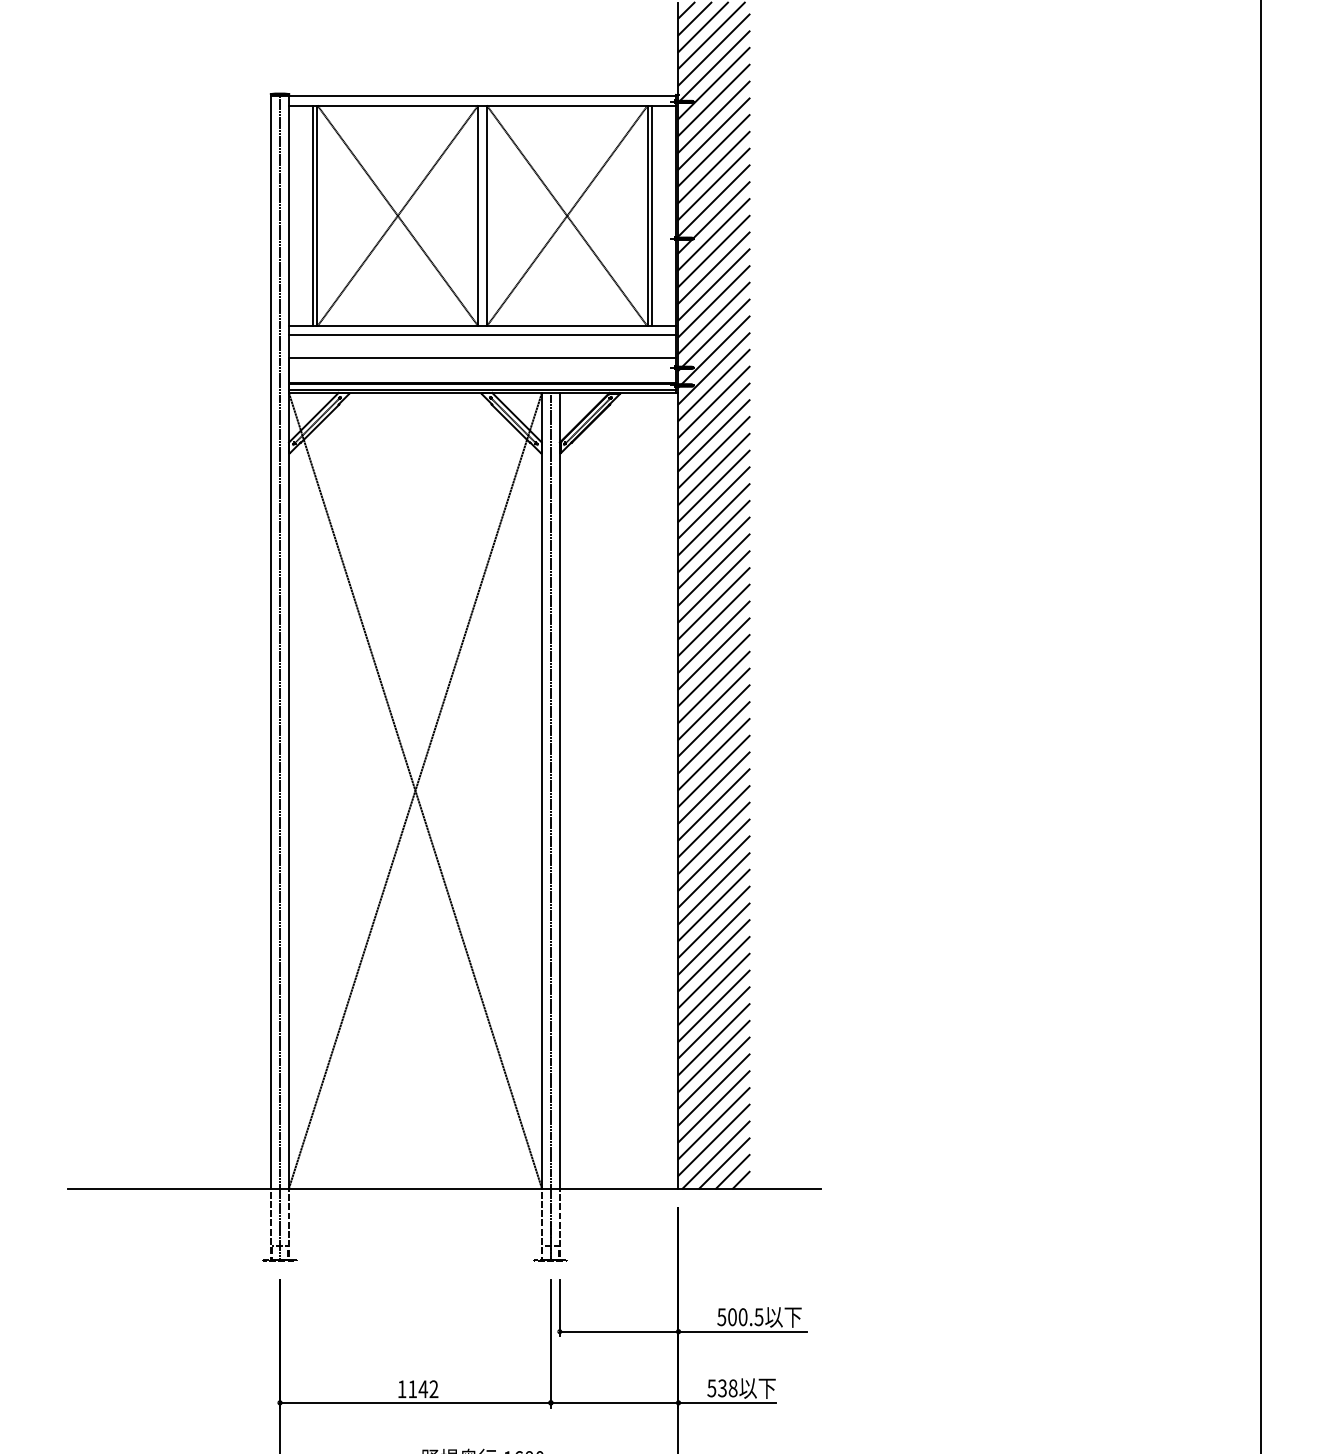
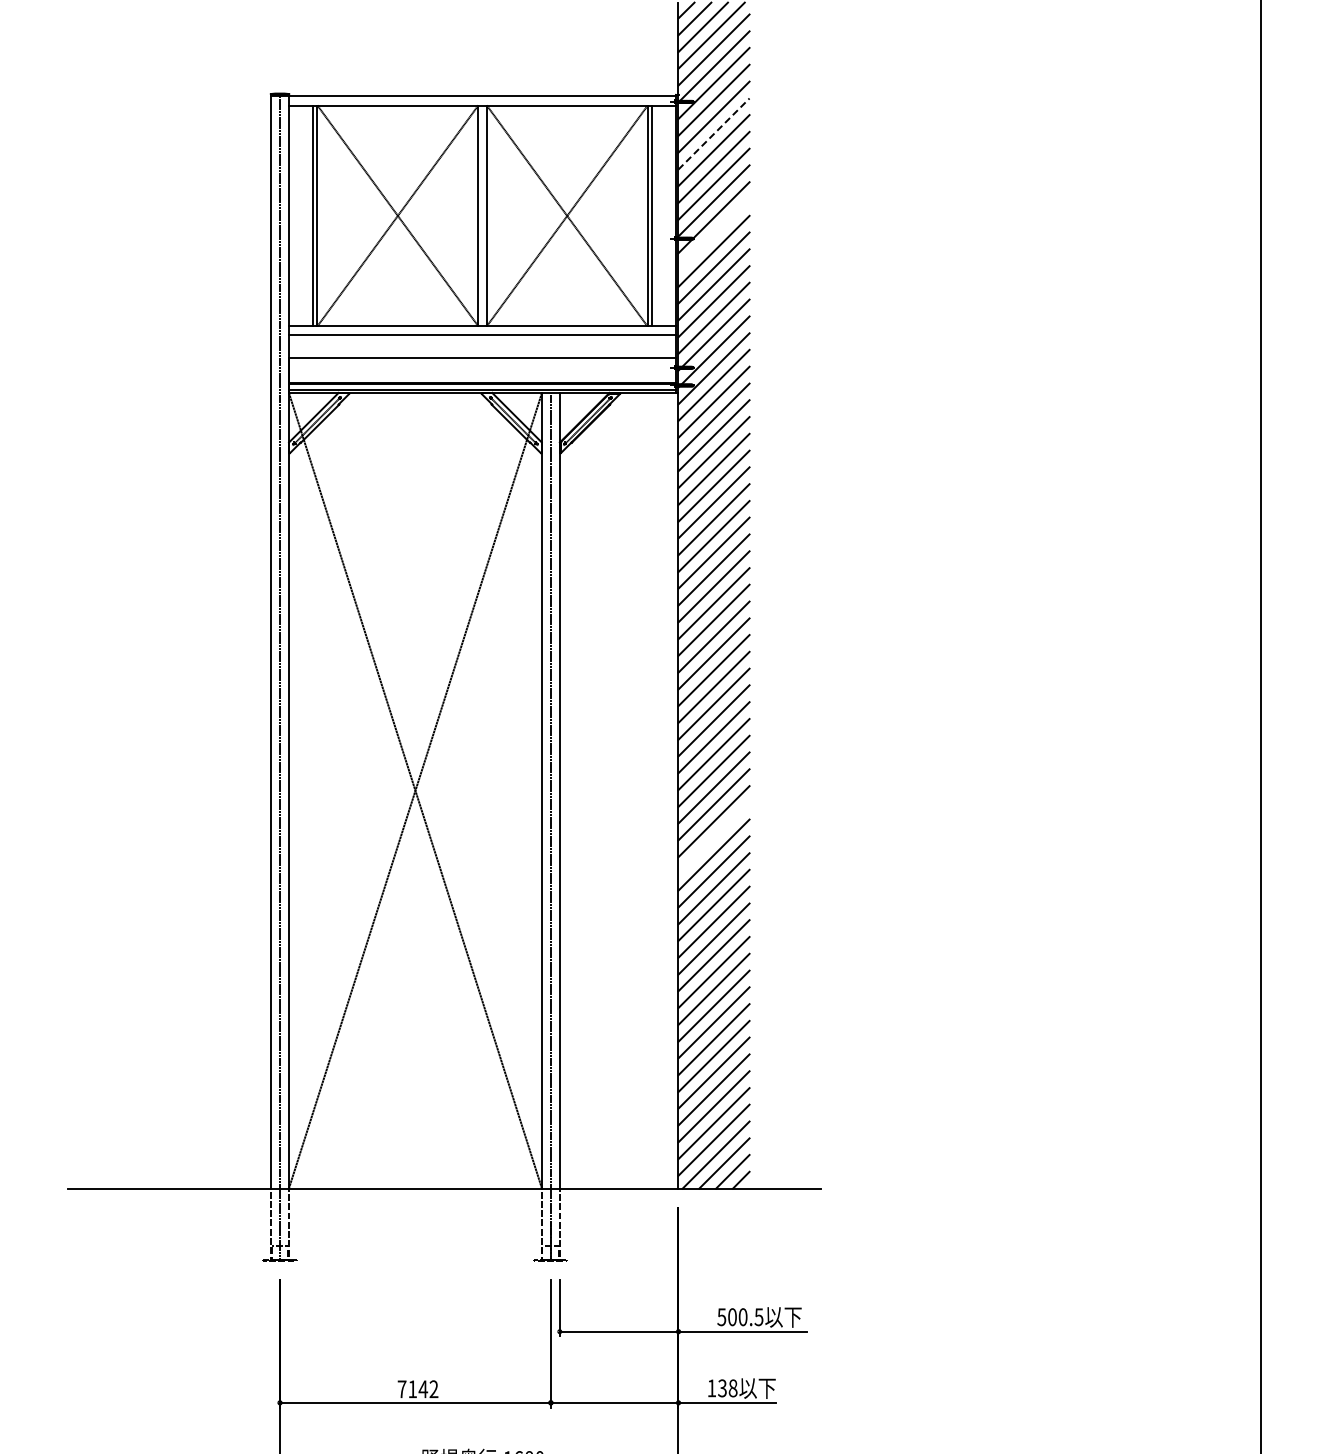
line: solid -> dashed (714, 133)
line: present -> none (713, 234)
line: present -> none (713, 837)
text: 538 -> 138 (711, 1388)
text: 1142 -> 7142 (401, 1389)
